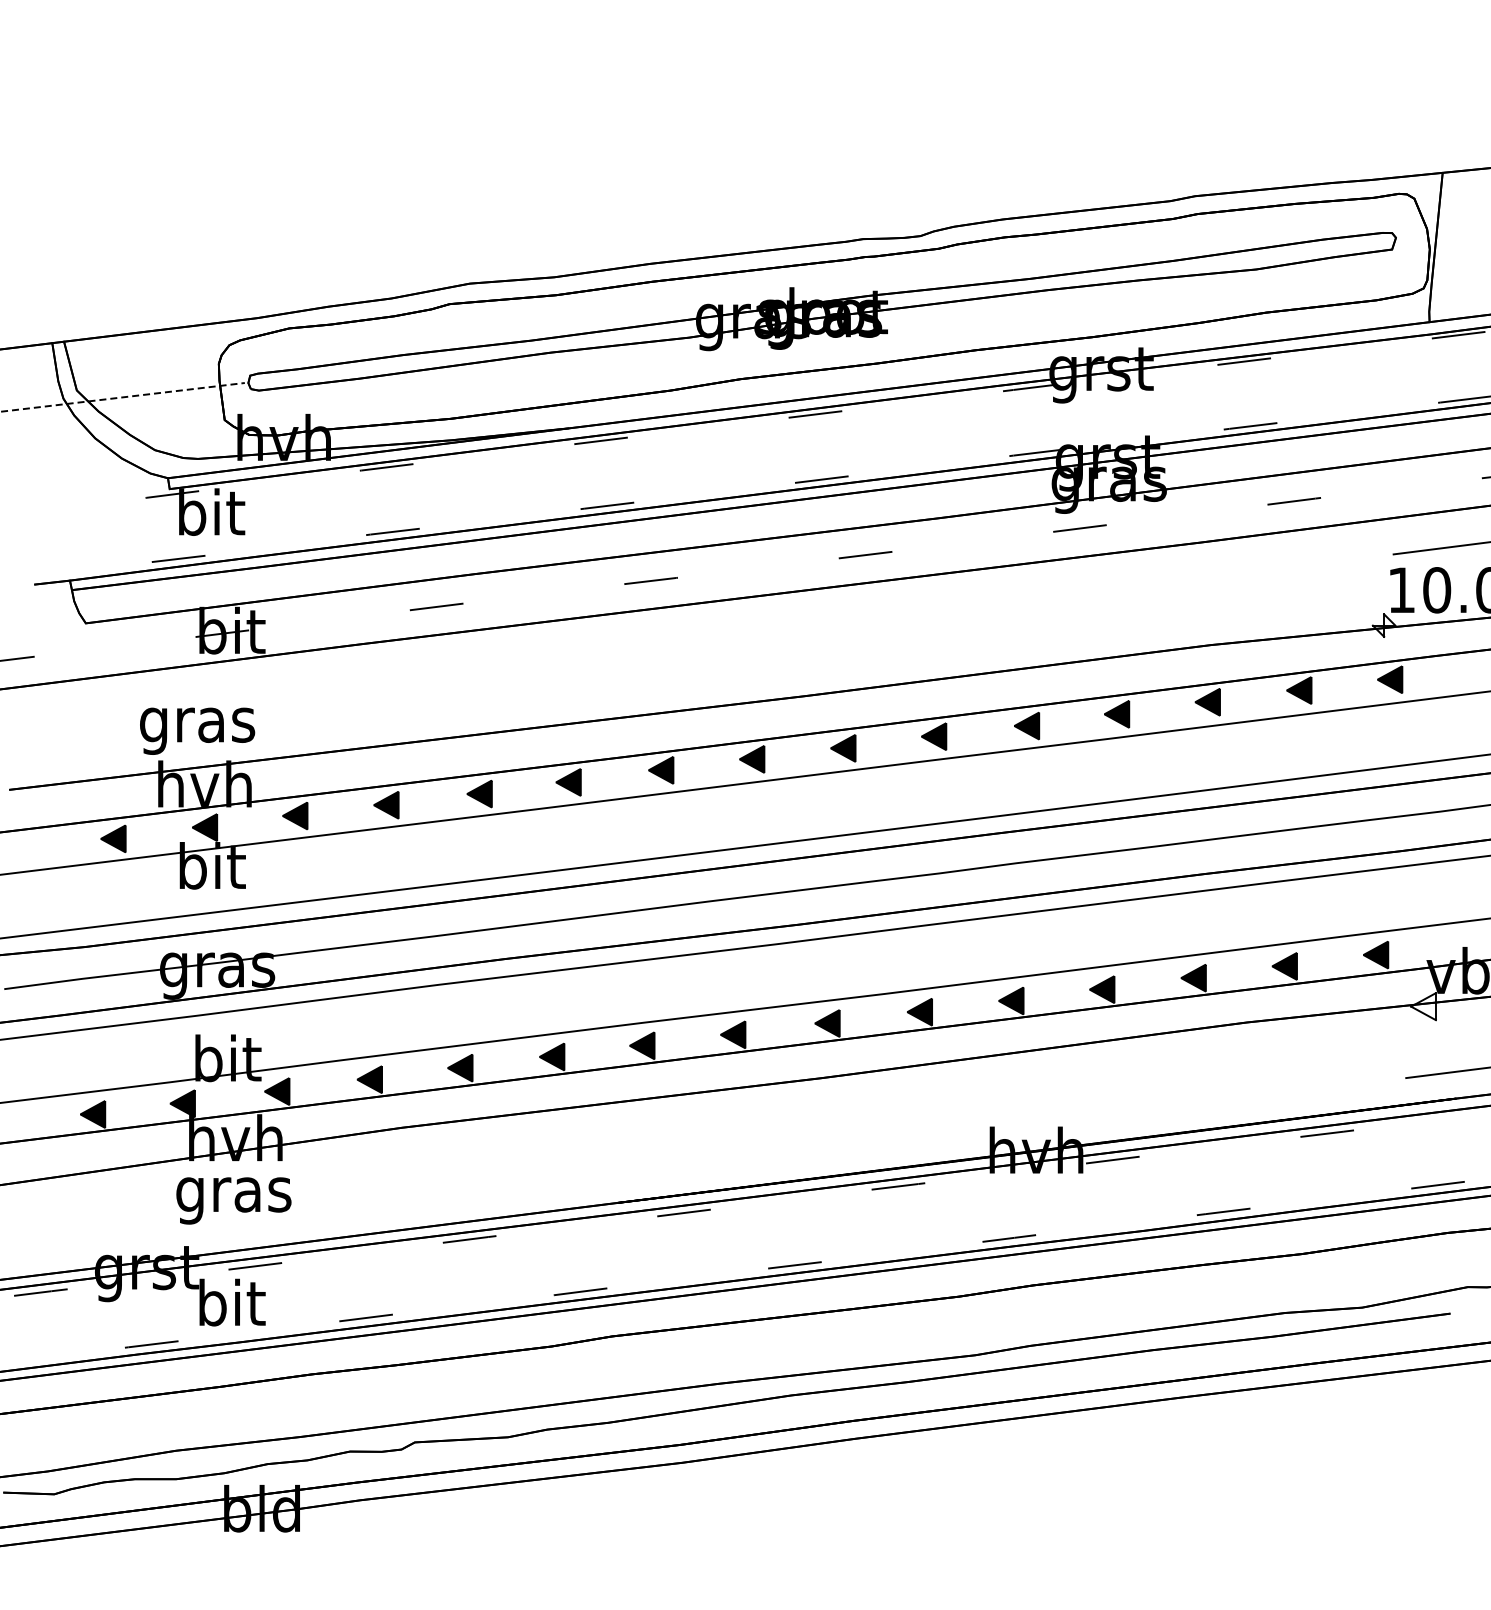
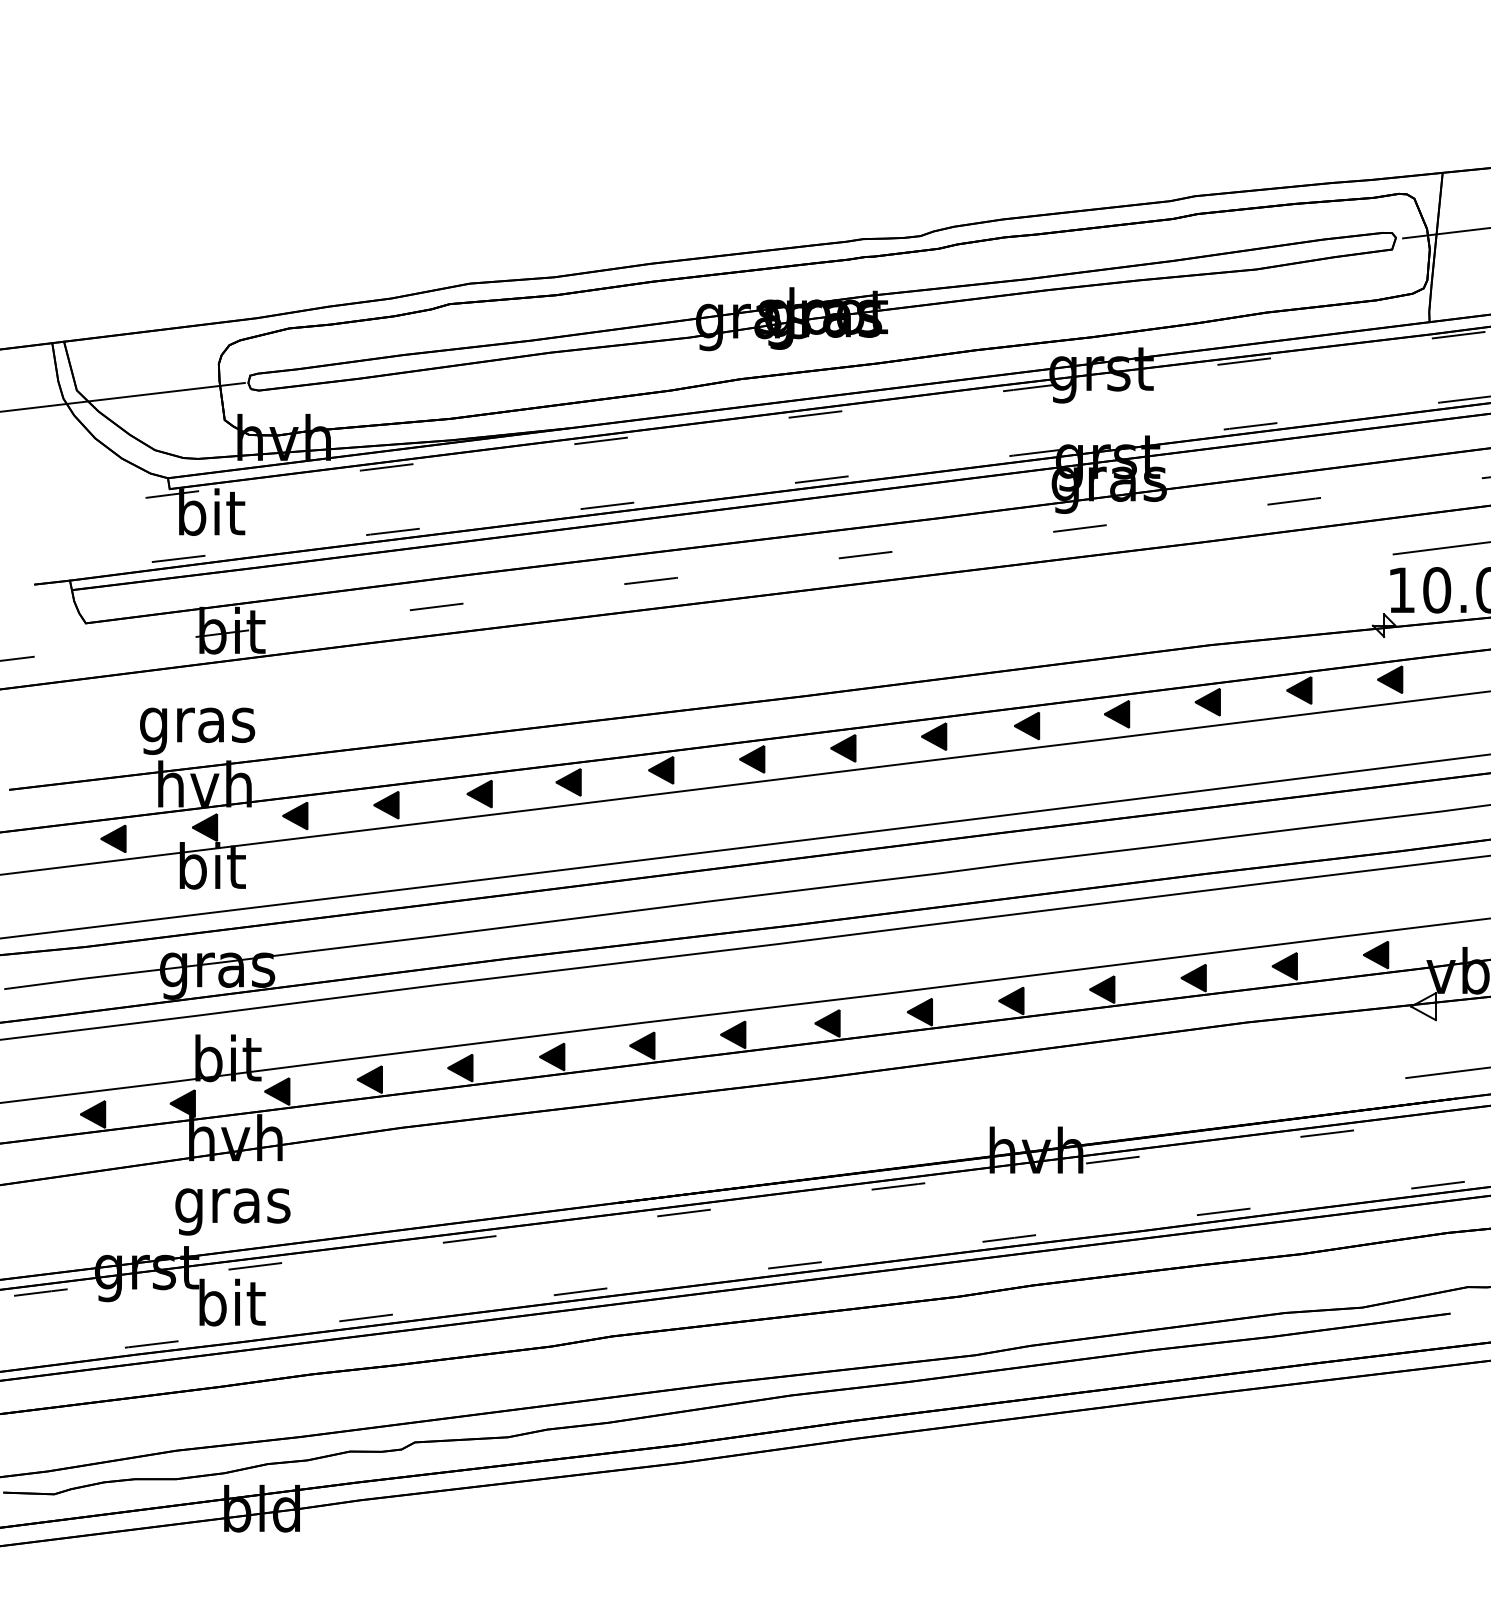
line: none -> present (1445, 233)
line: dashed -> solid (122, 397)
text position: (233, 1200) -> (232, 1211) (232, 1211)
